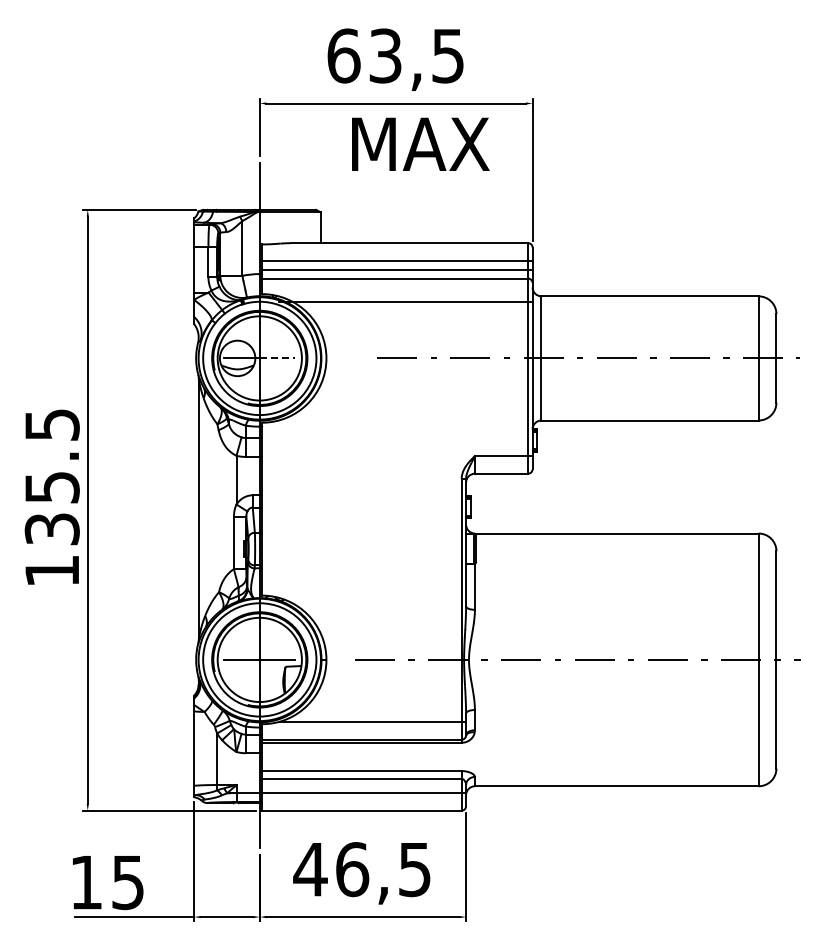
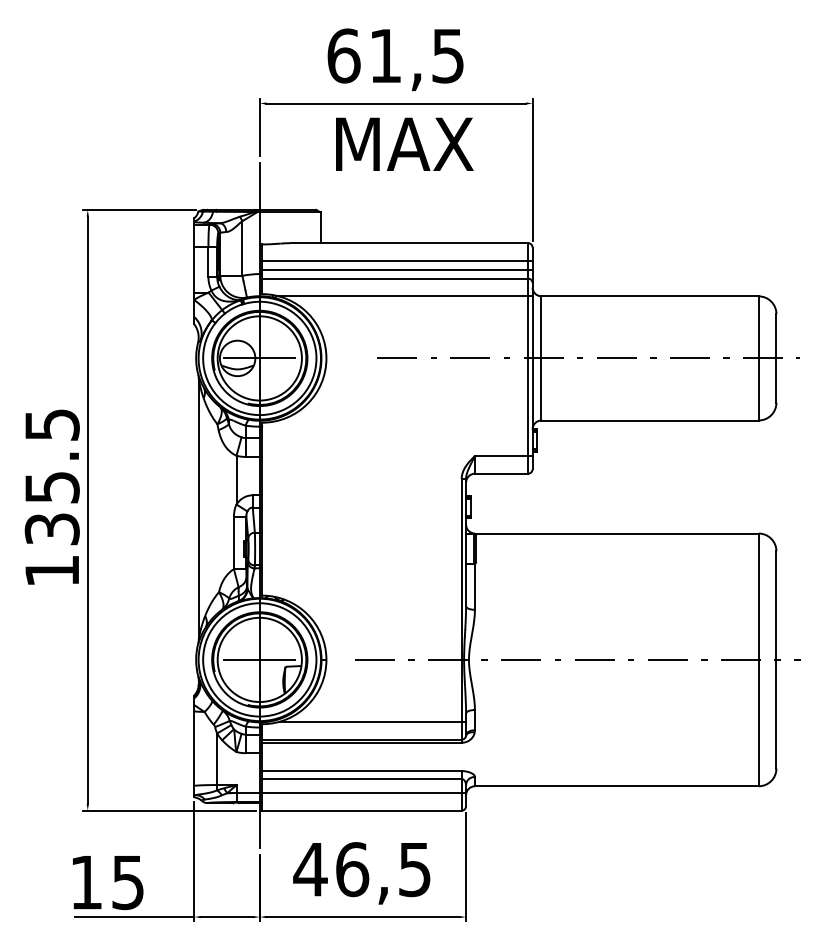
text: 63,5 -> 61,5 (385, 55)
text position: (420, 143) -> (404, 143) (404, 143)
line position: (405, 302) -> (405, 296) (405, 296)
line: dashed -> solid (277, 358)
